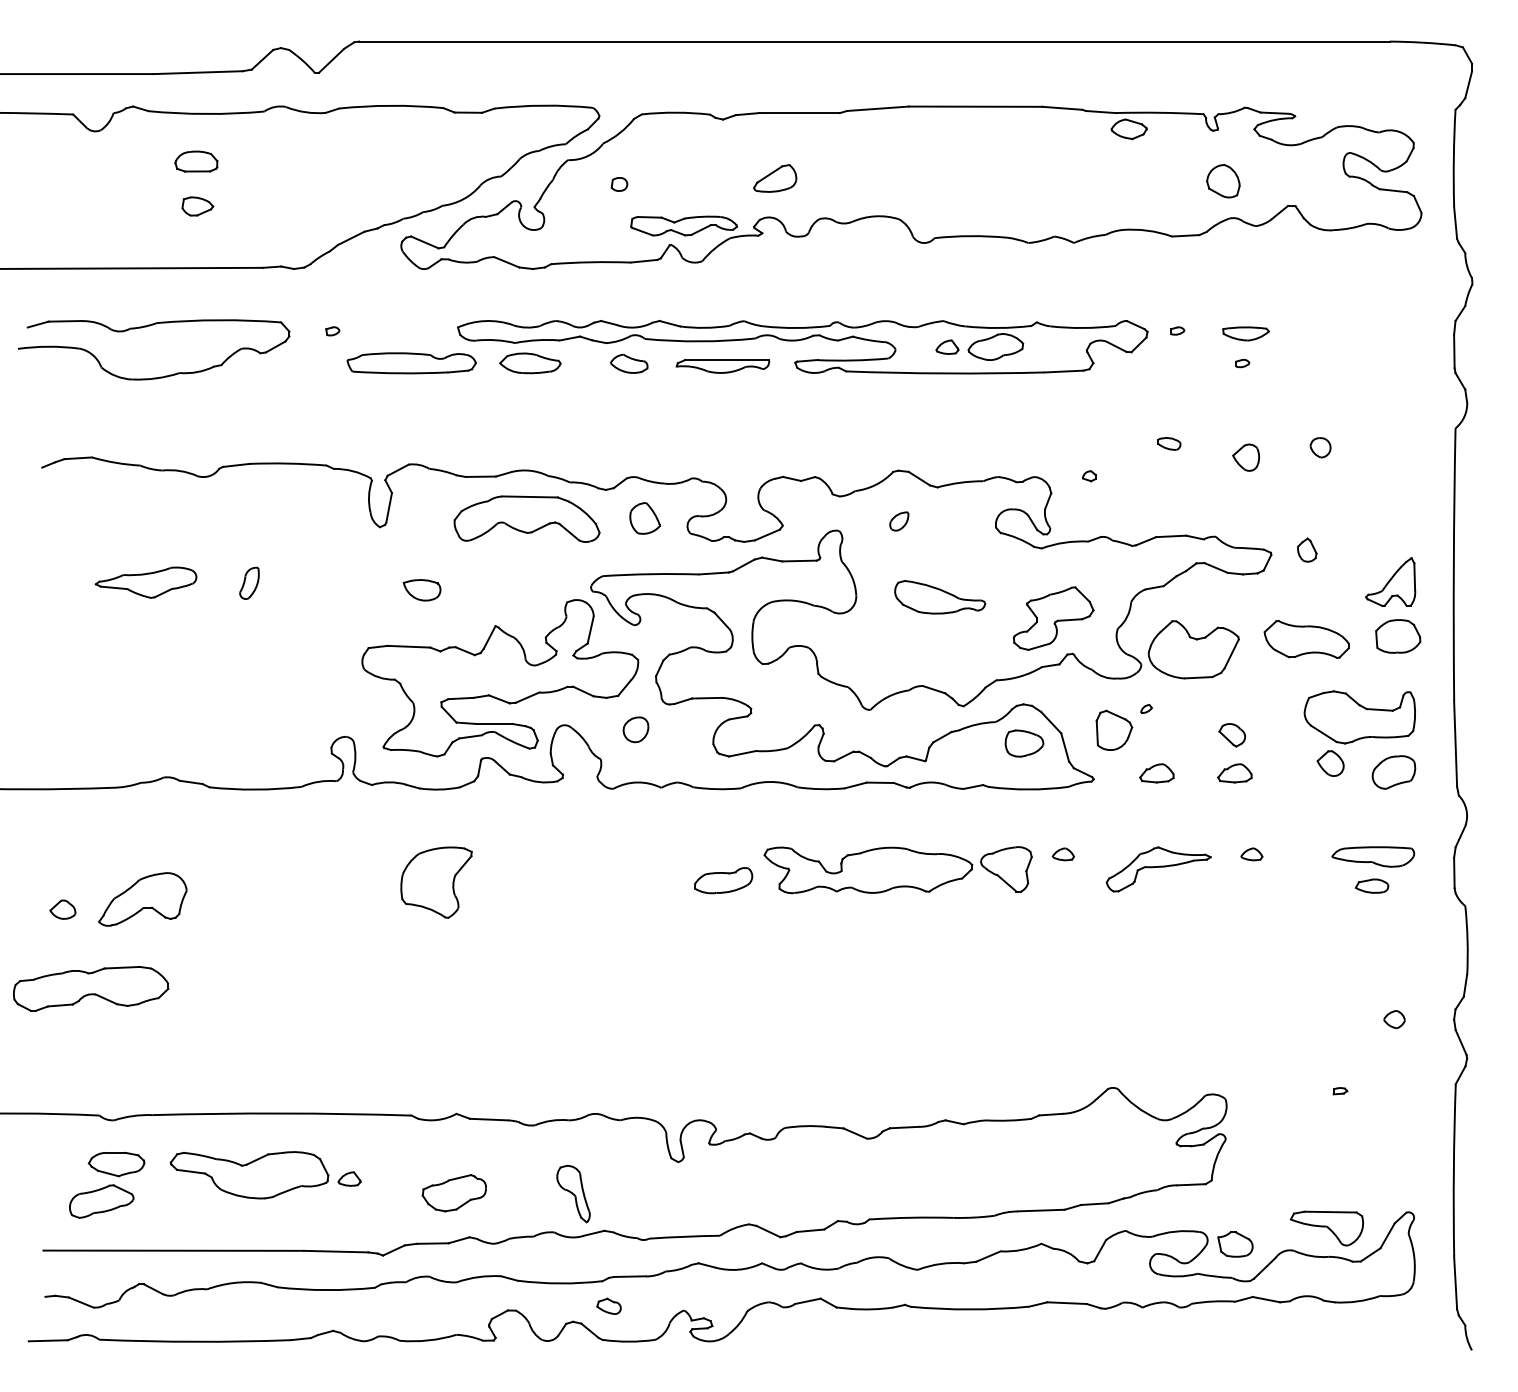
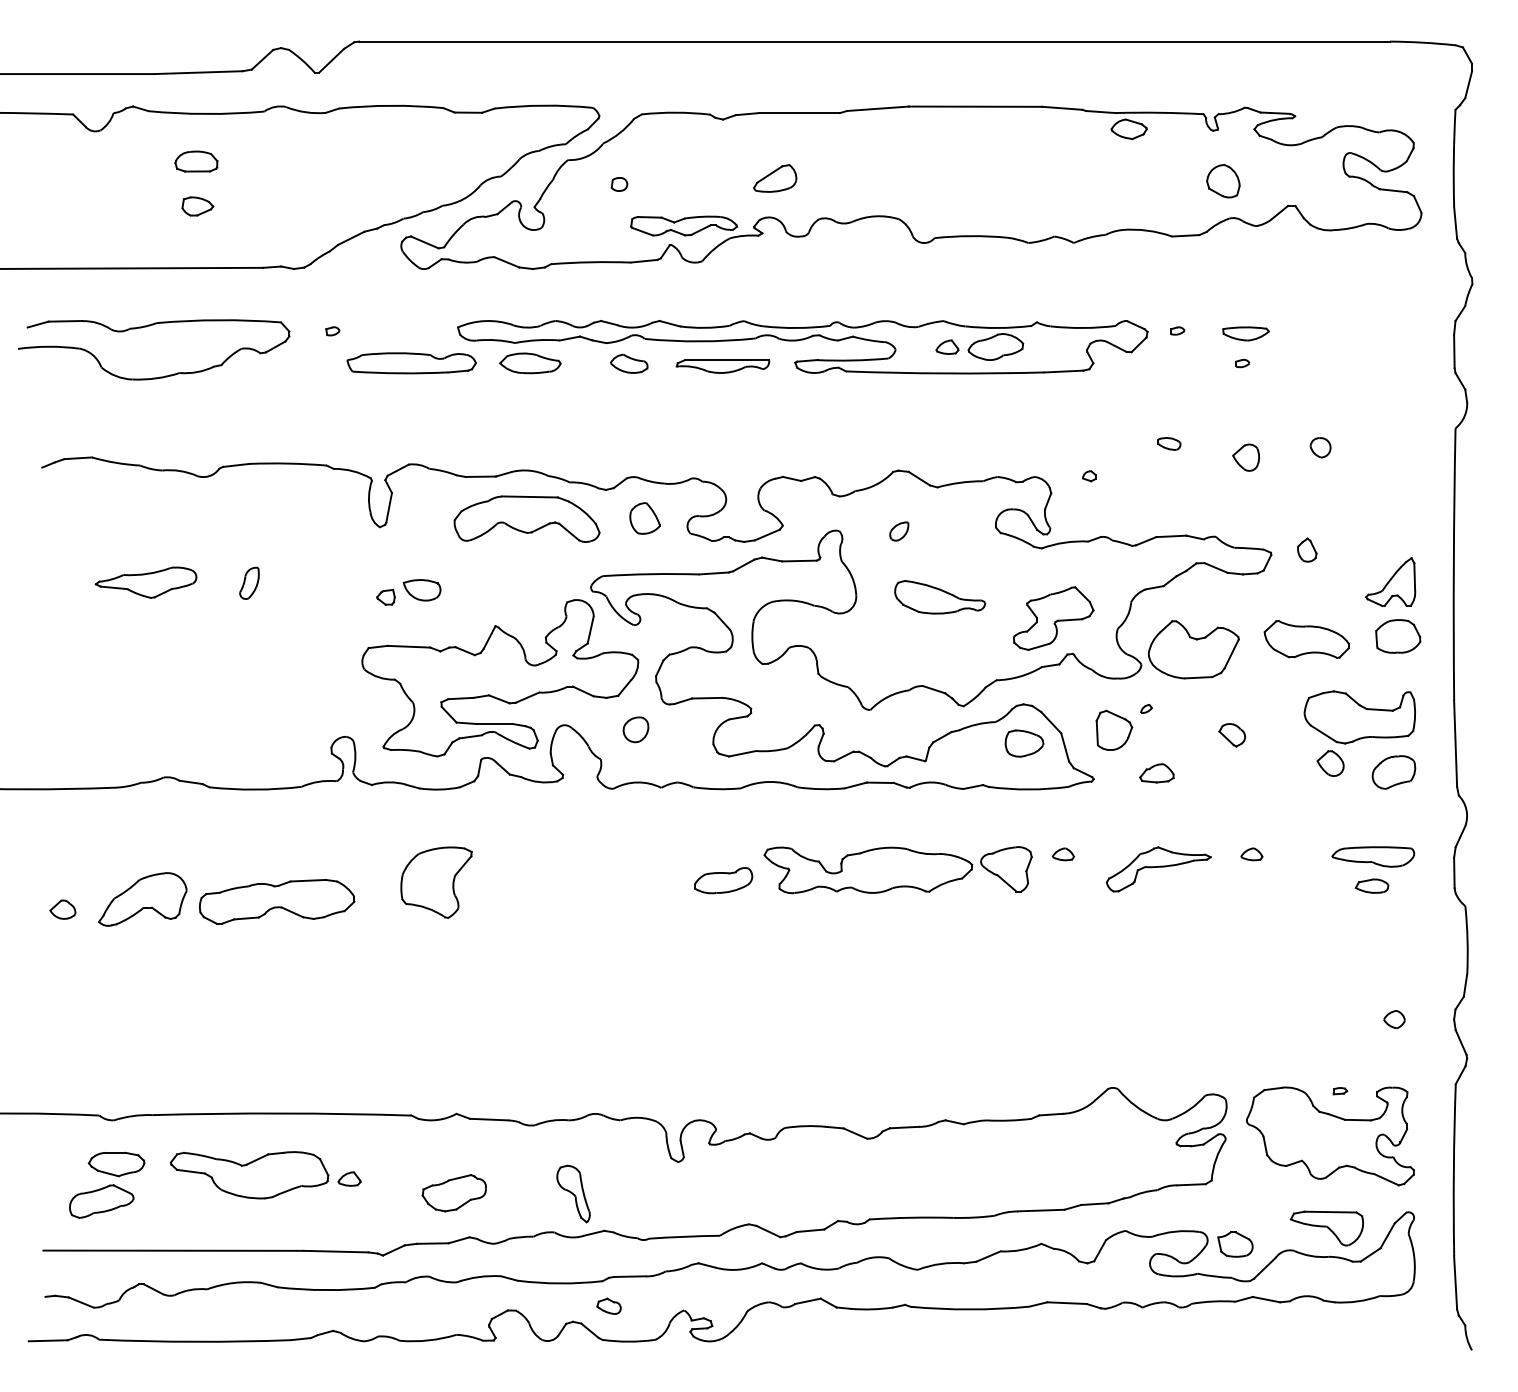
part position: (899, 521) -> (899, 531) (899, 531)
part: none -> present (385, 596)
part: present -> none (1234, 773)
part position: (91, 988) -> (277, 901) (277, 901)
part: none -> present (1330, 1136)
